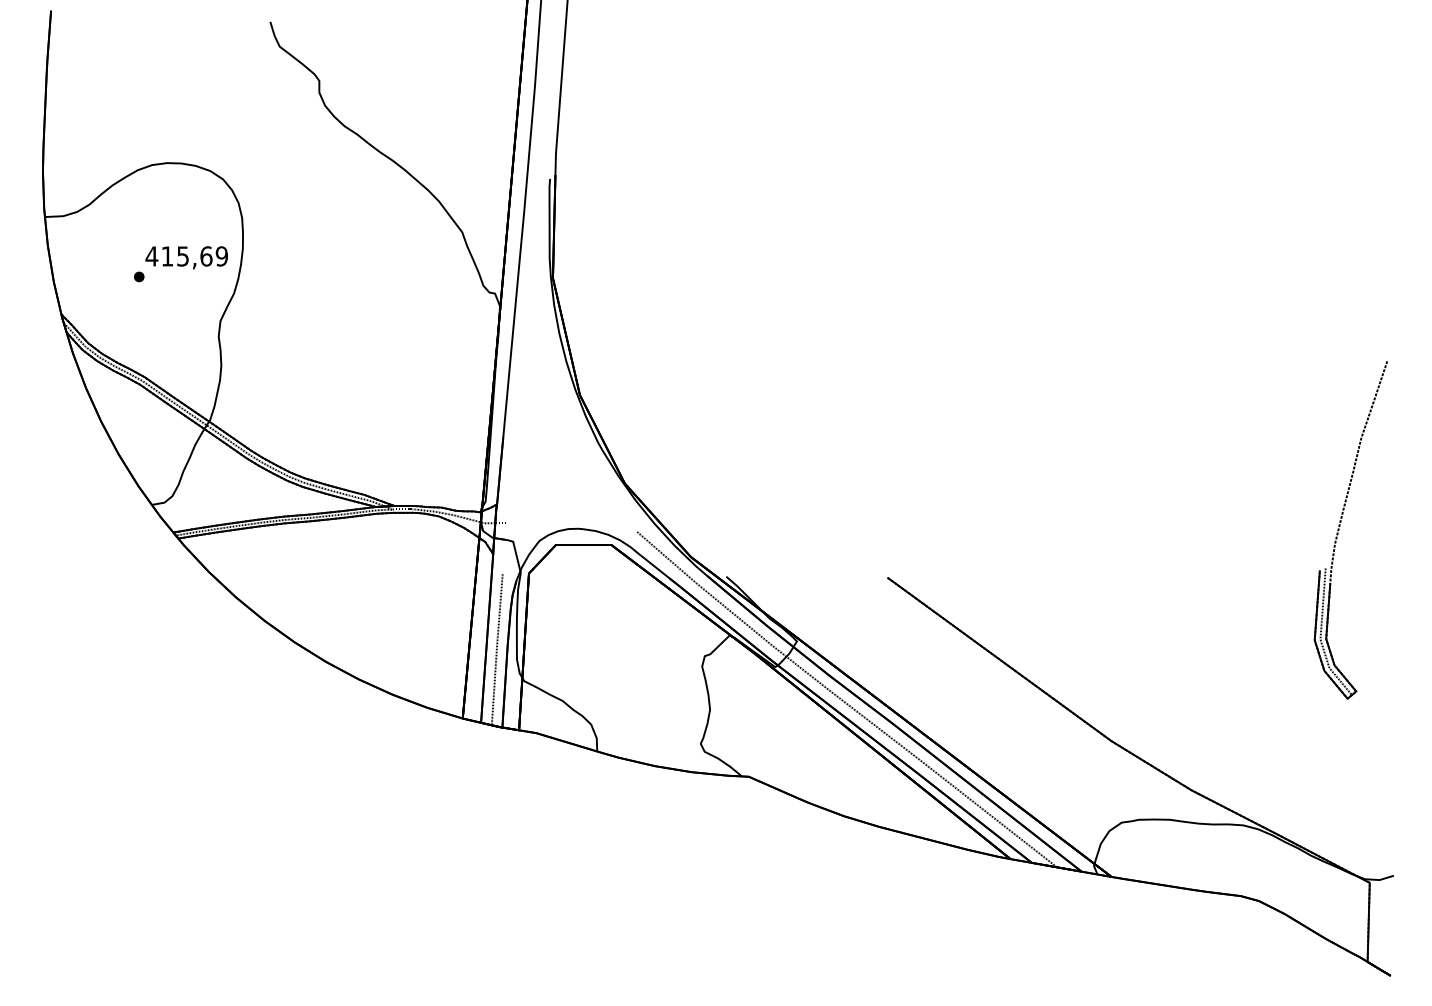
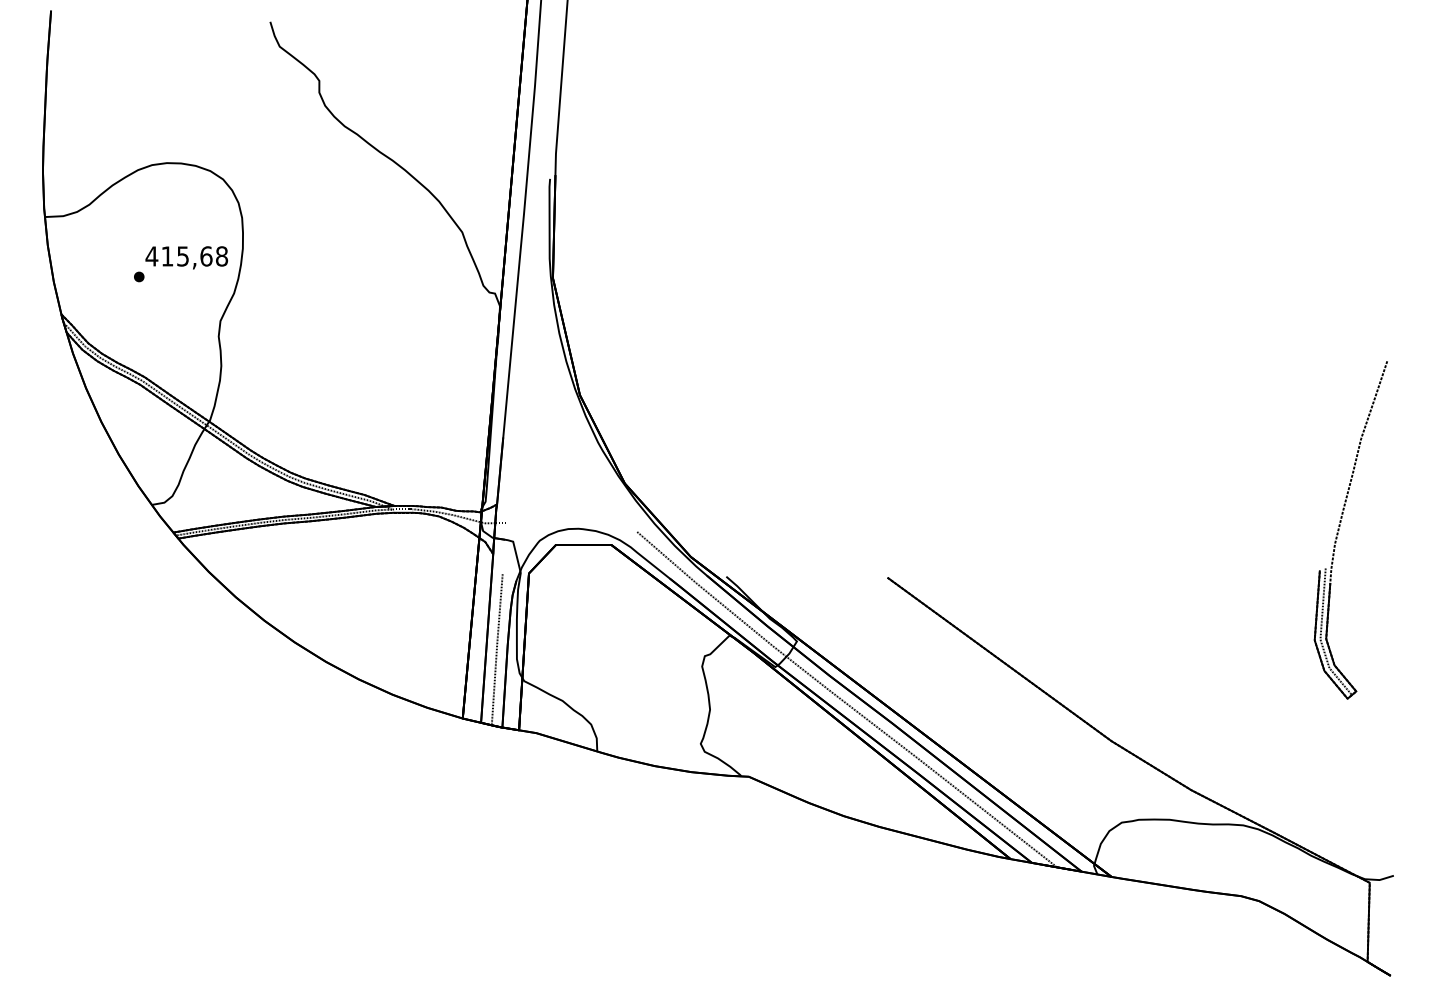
text: 415,69 -> 415,68 (221, 256)
